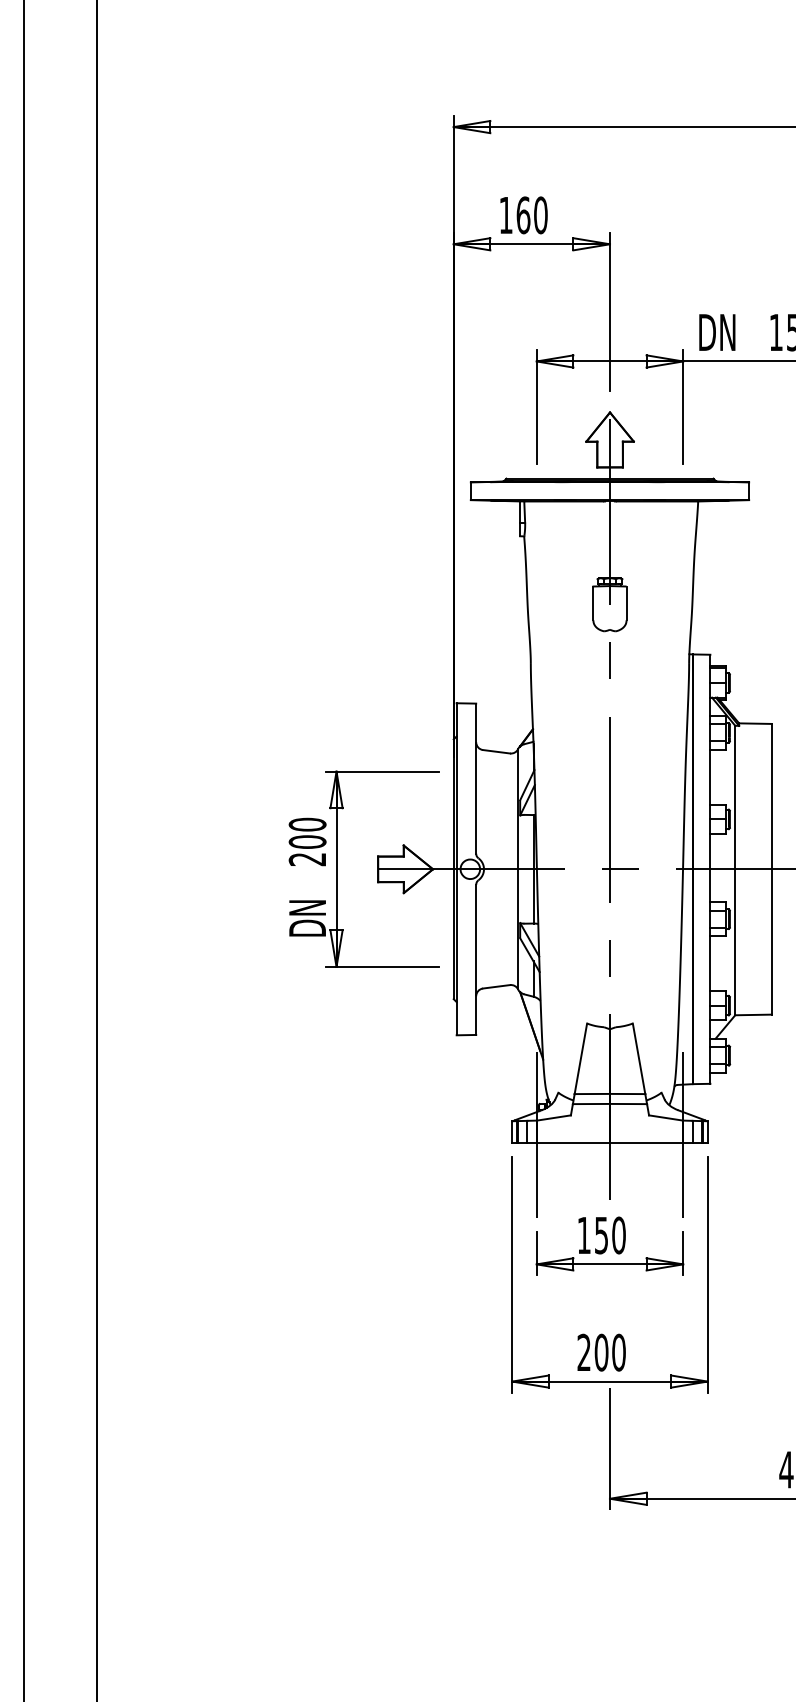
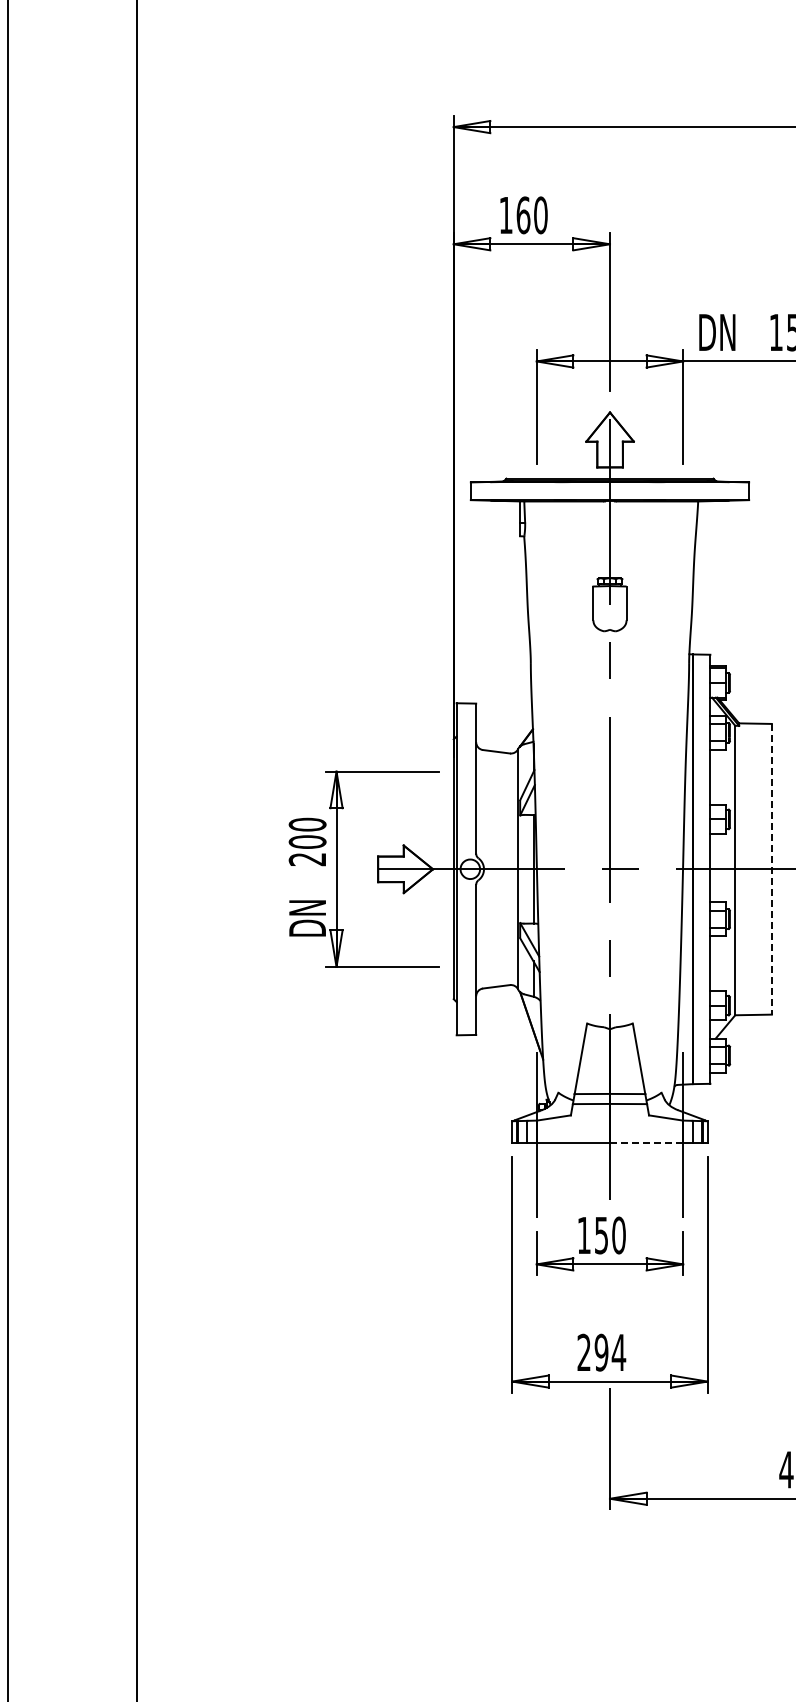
line position: (24, 850) -> (8, 850) (8, 850)
line position: (97, 850) -> (137, 850) (137, 850)
line: solid -> dashed (771, 869)
line: solid -> dashed (646, 1142)
text: 200 -> 294 (610, 1352)
